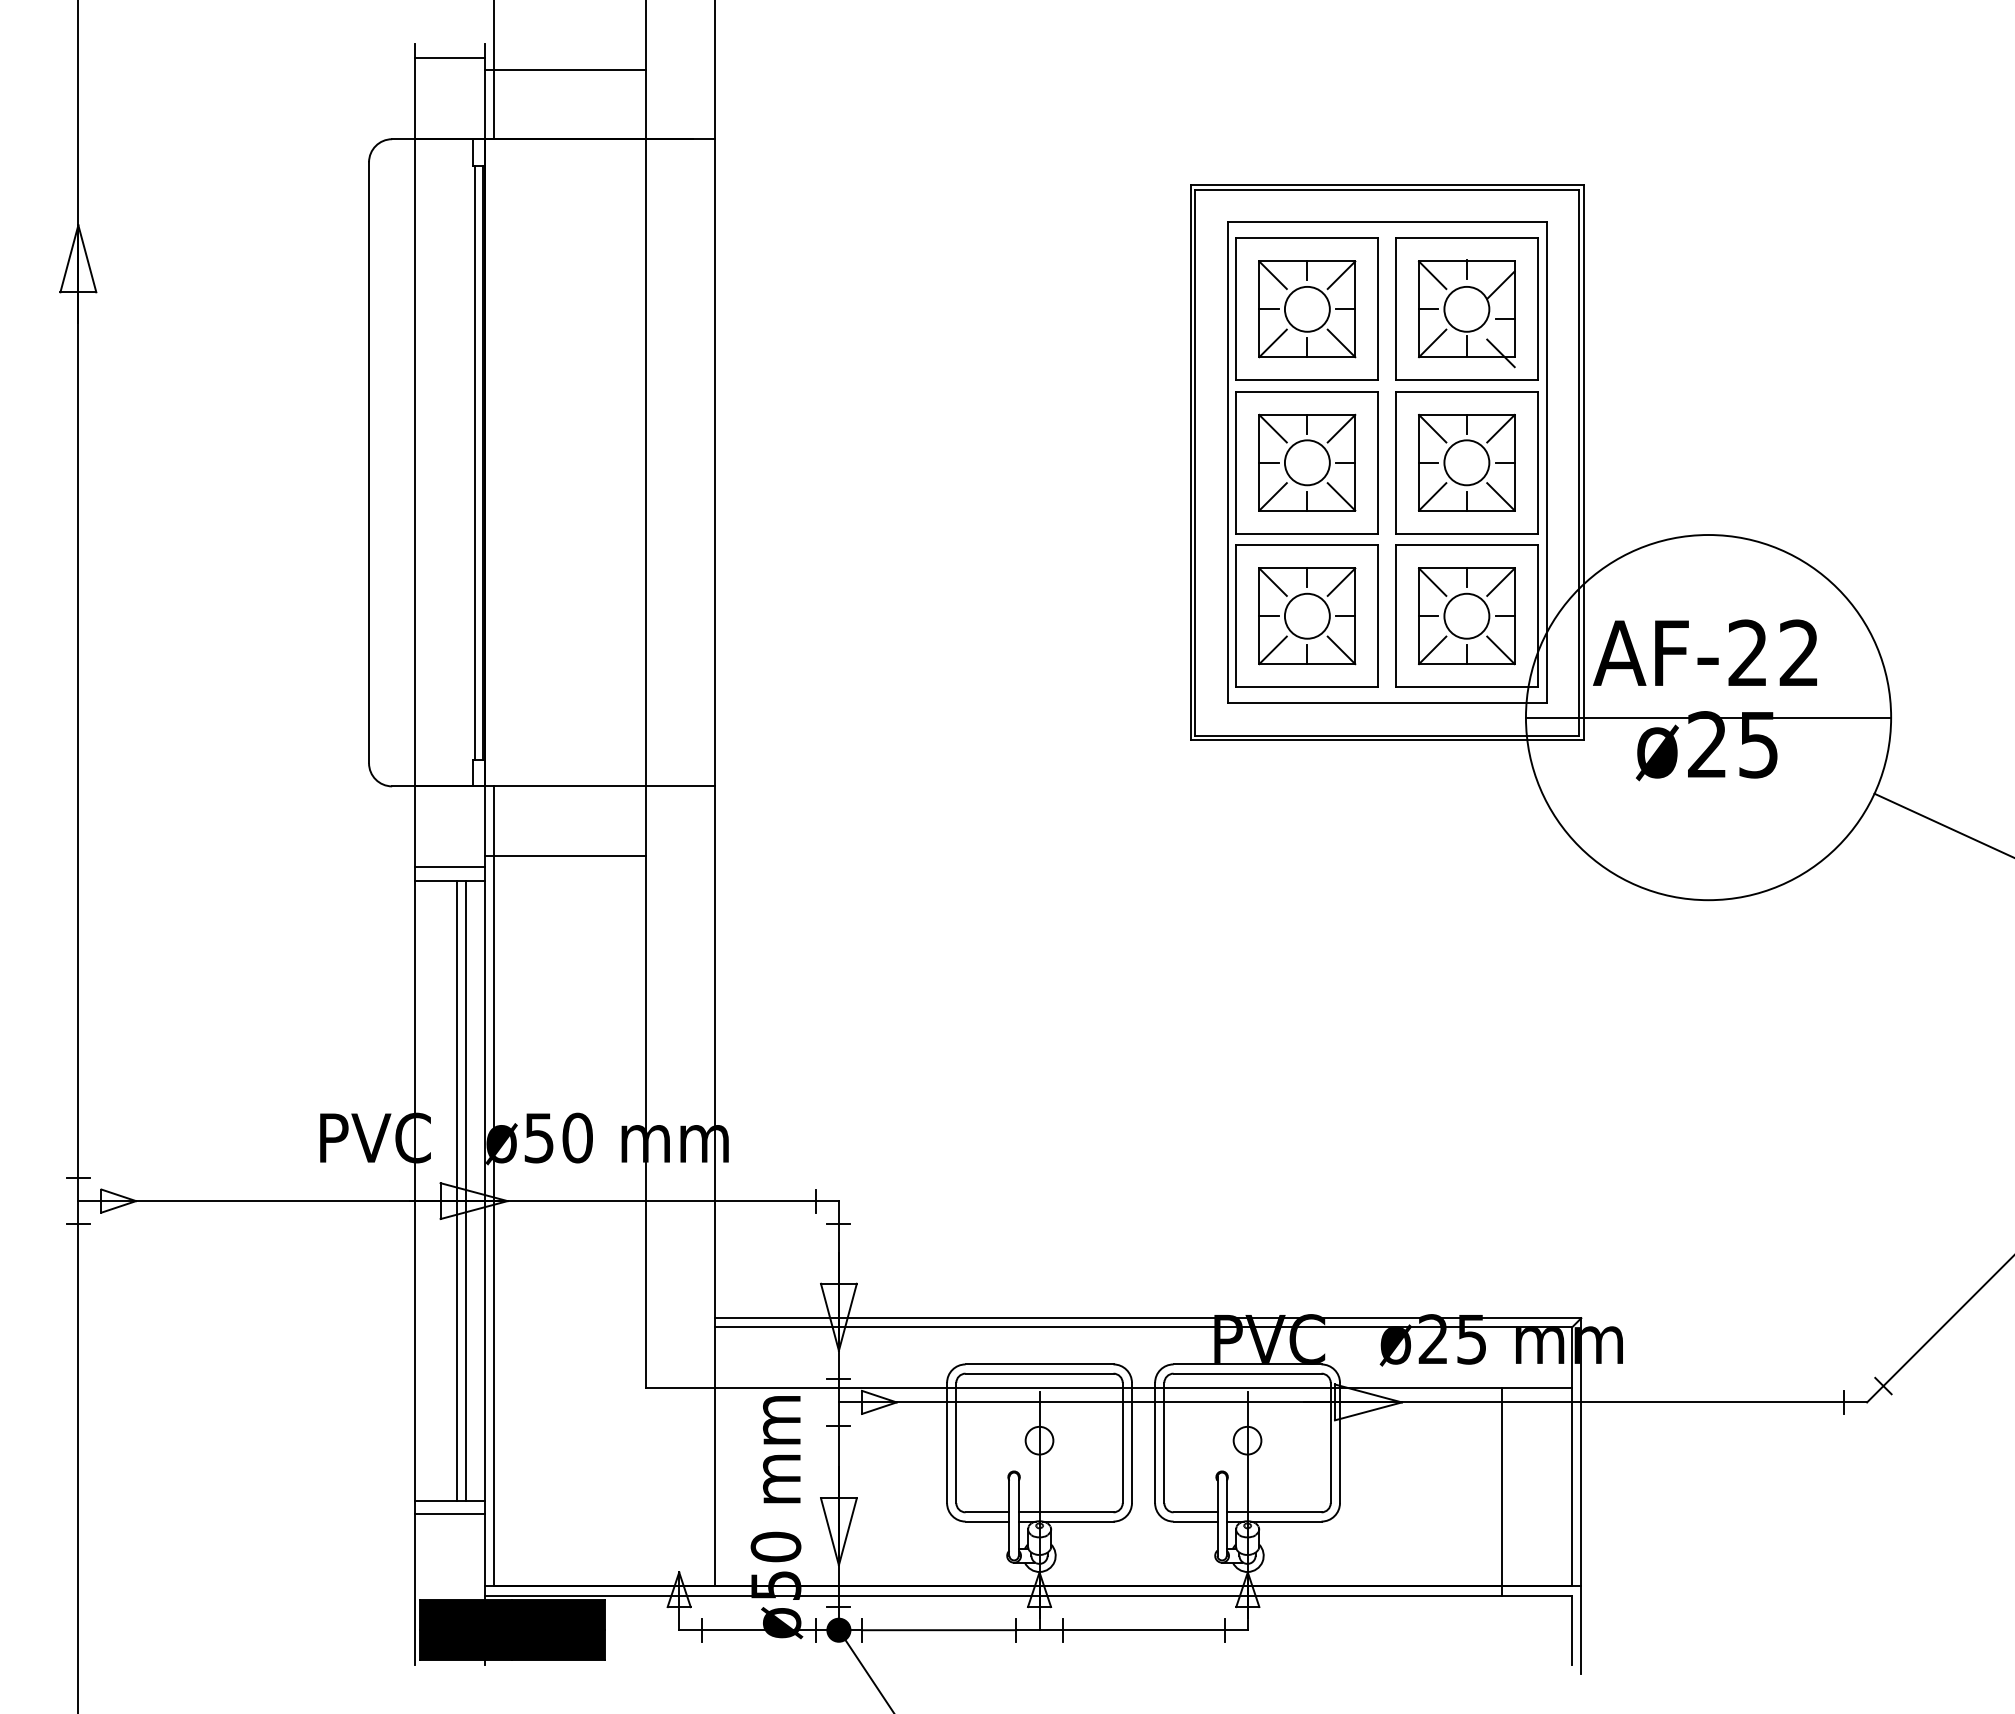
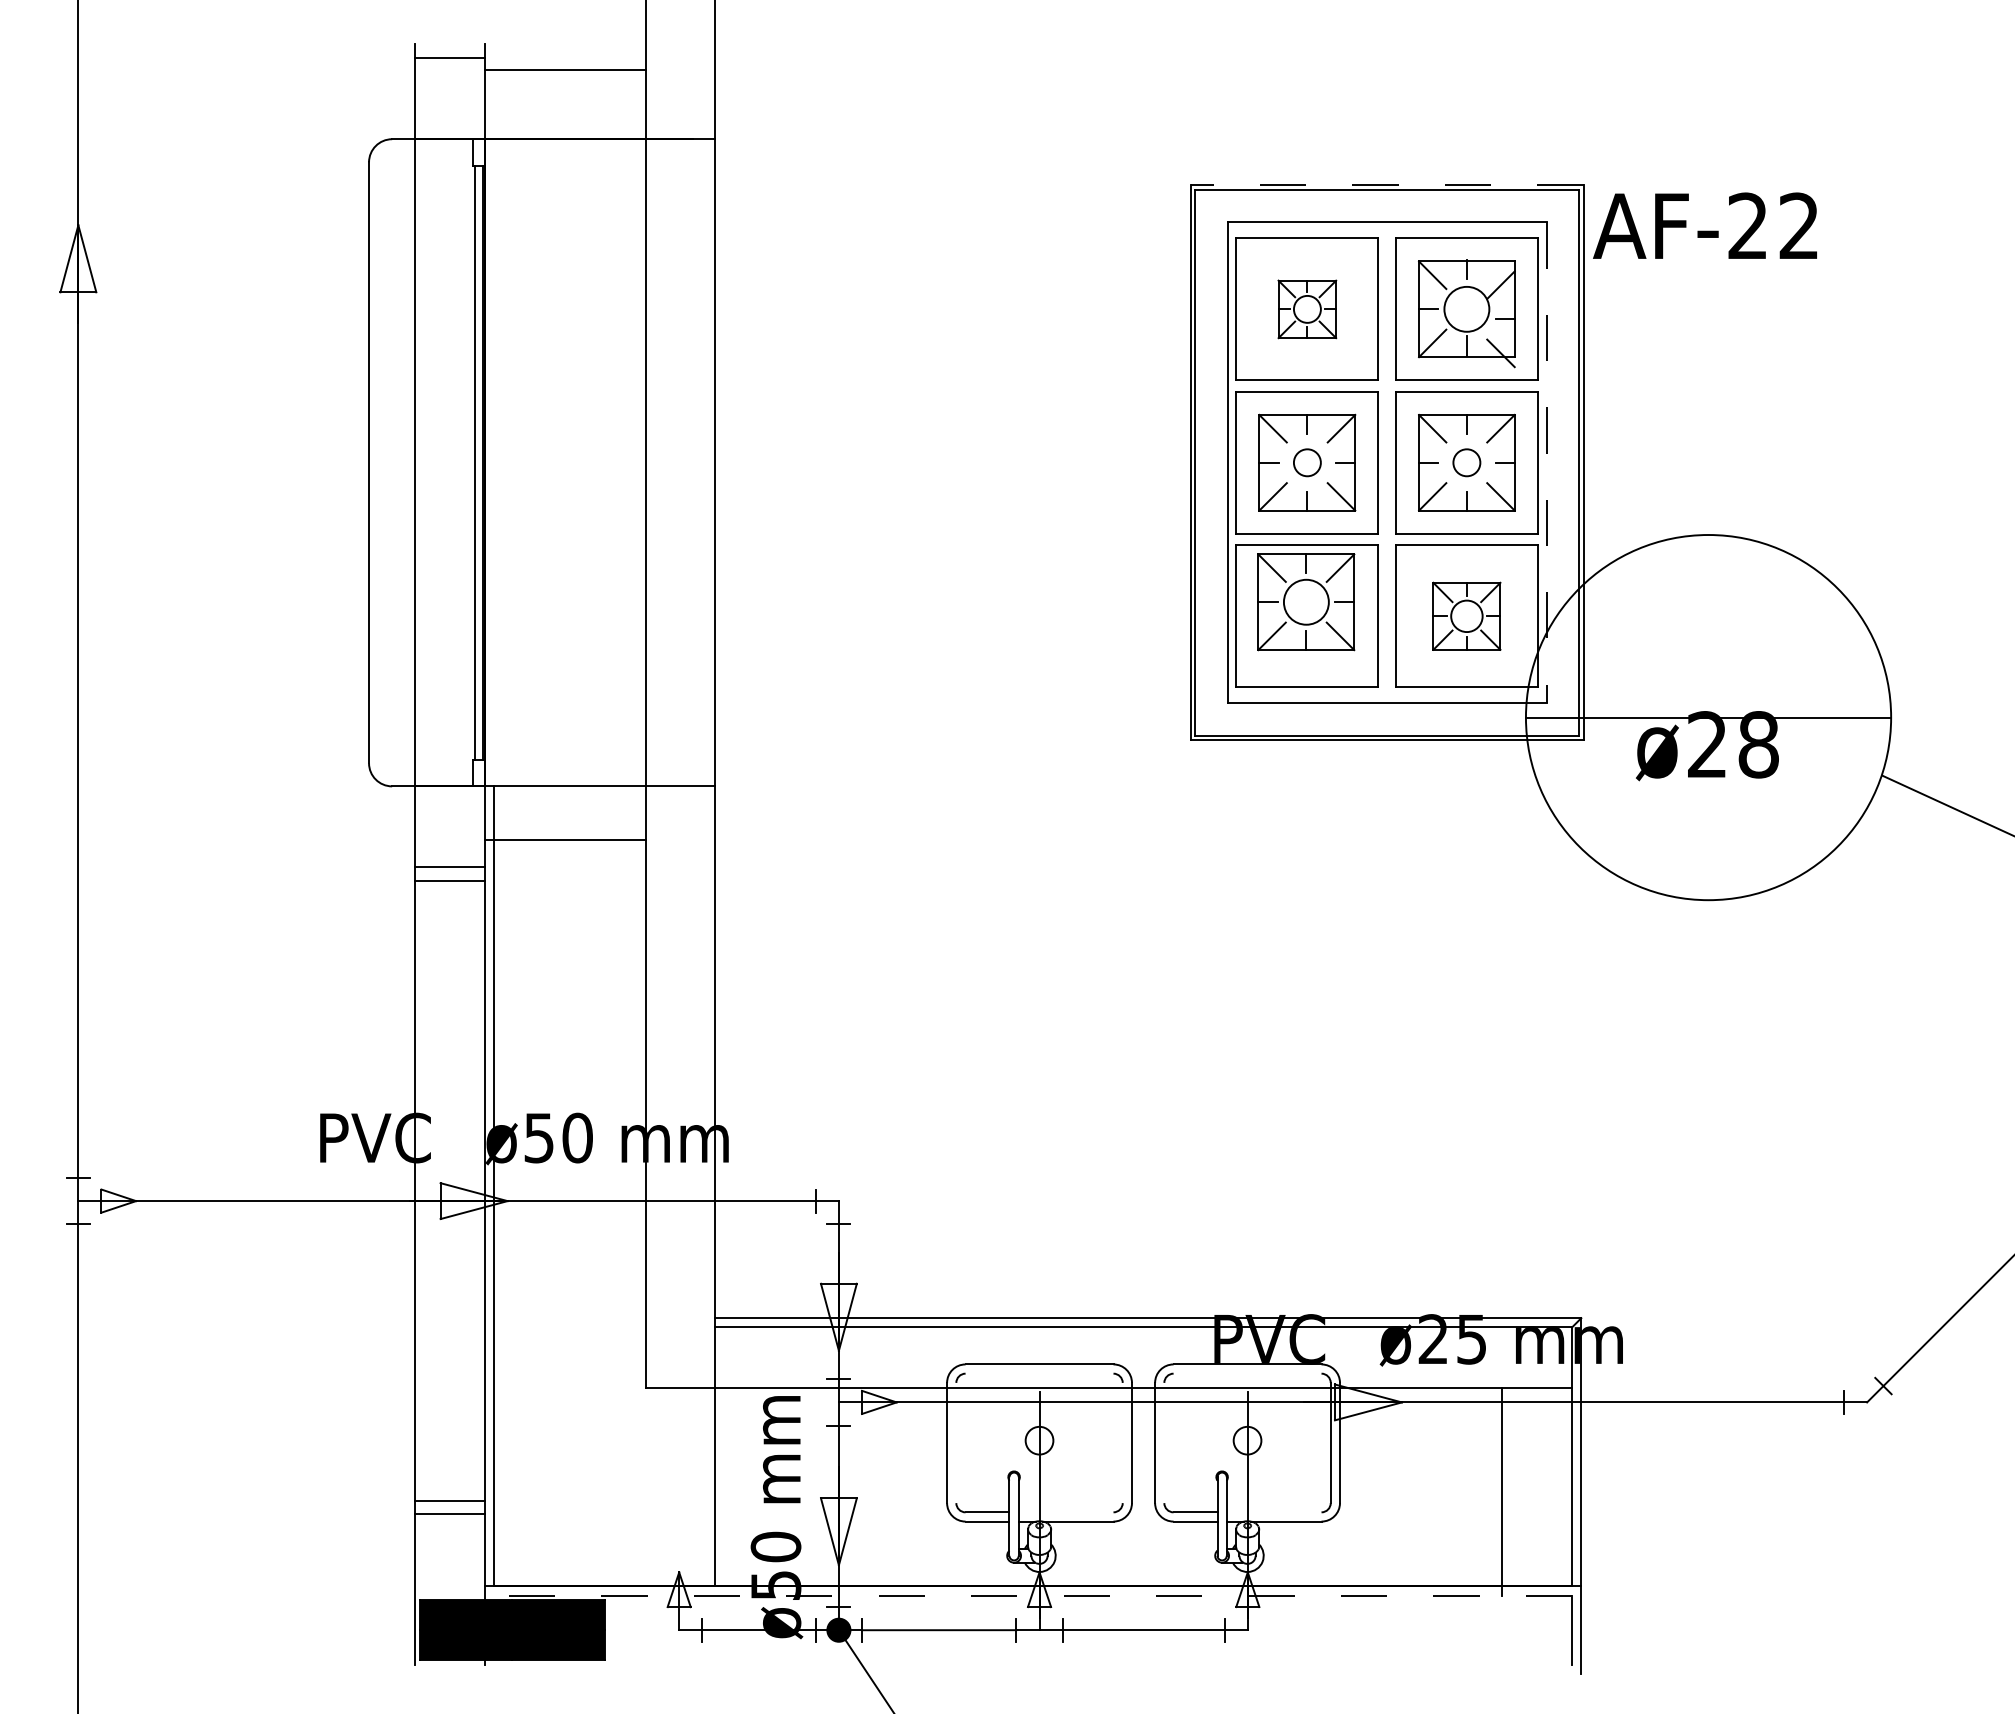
line: present -> none (493, 70)
line: solid -> dashed (1386, 185)
part size: 99x99 px -> 61x61 px (1307, 309)
circle diameter: 45 px -> 27 px (1306, 462)
circle diameter: 45 px -> 27 px (1466, 462)
line: solid -> dashed (1546, 463)
part position: (1307, 616) -> (1306, 602) (1306, 602)
part size: 98x99 px -> 70x70 px (1466, 615)
text position: (1704, 652) -> (1704, 225) (1704, 225)
text: ø25 -> ø28 (1758, 744)
line position: (1942, 824) -> (1946, 805) (1946, 805)
line position: (564, 855) -> (564, 839) (564, 839)
line: present -> none (456, 1190)
line: present -> none (466, 1190)
line: present -> none (1039, 1373)
line: present -> none (1247, 1373)
line: present -> none (956, 1442)
line: present -> none (1122, 1442)
line: present -> none (1164, 1442)
line: present -> none (1065, 1512)
line: present -> none (1273, 1512)
line: solid -> dashed (1028, 1595)
